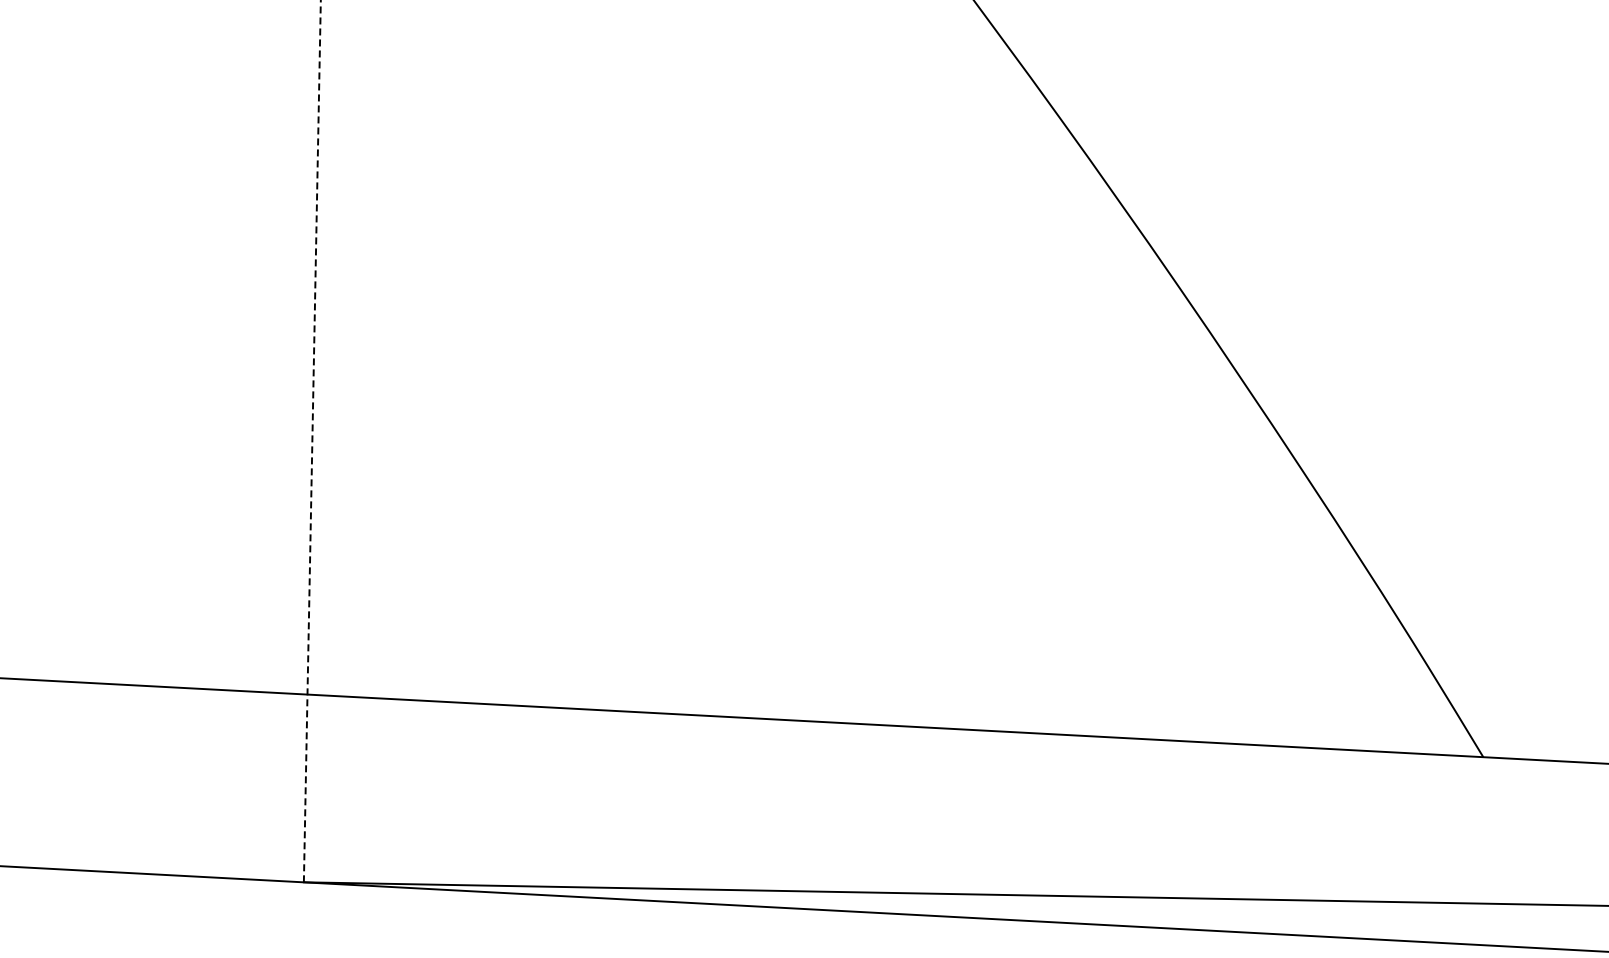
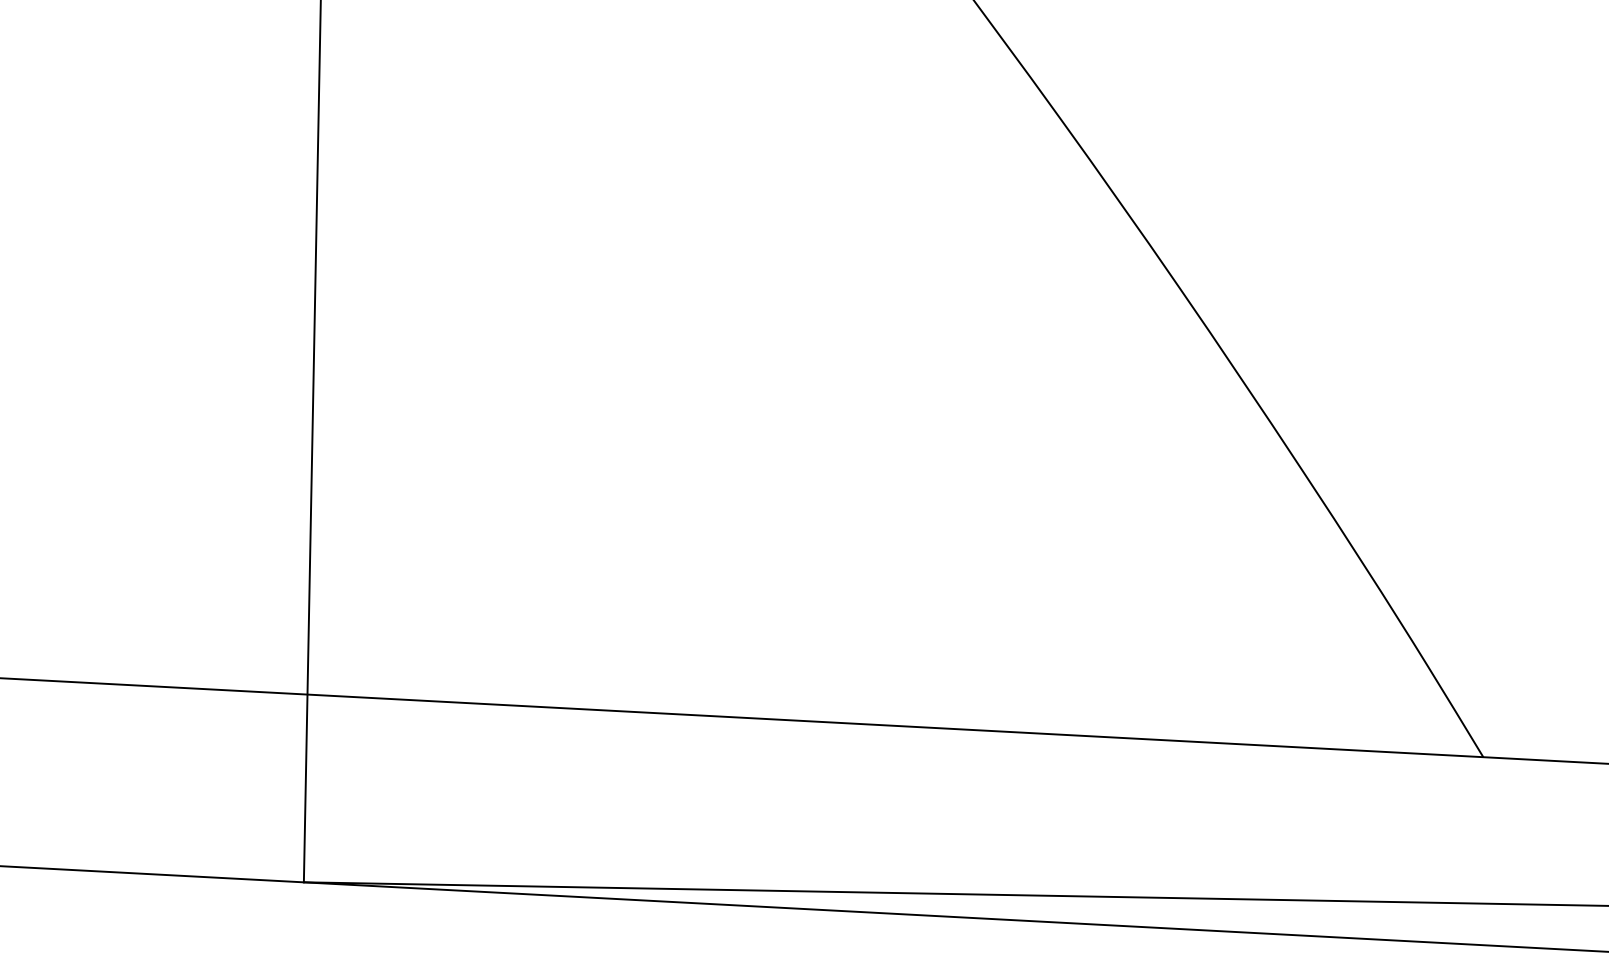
line: dashed -> solid (312, 441)
